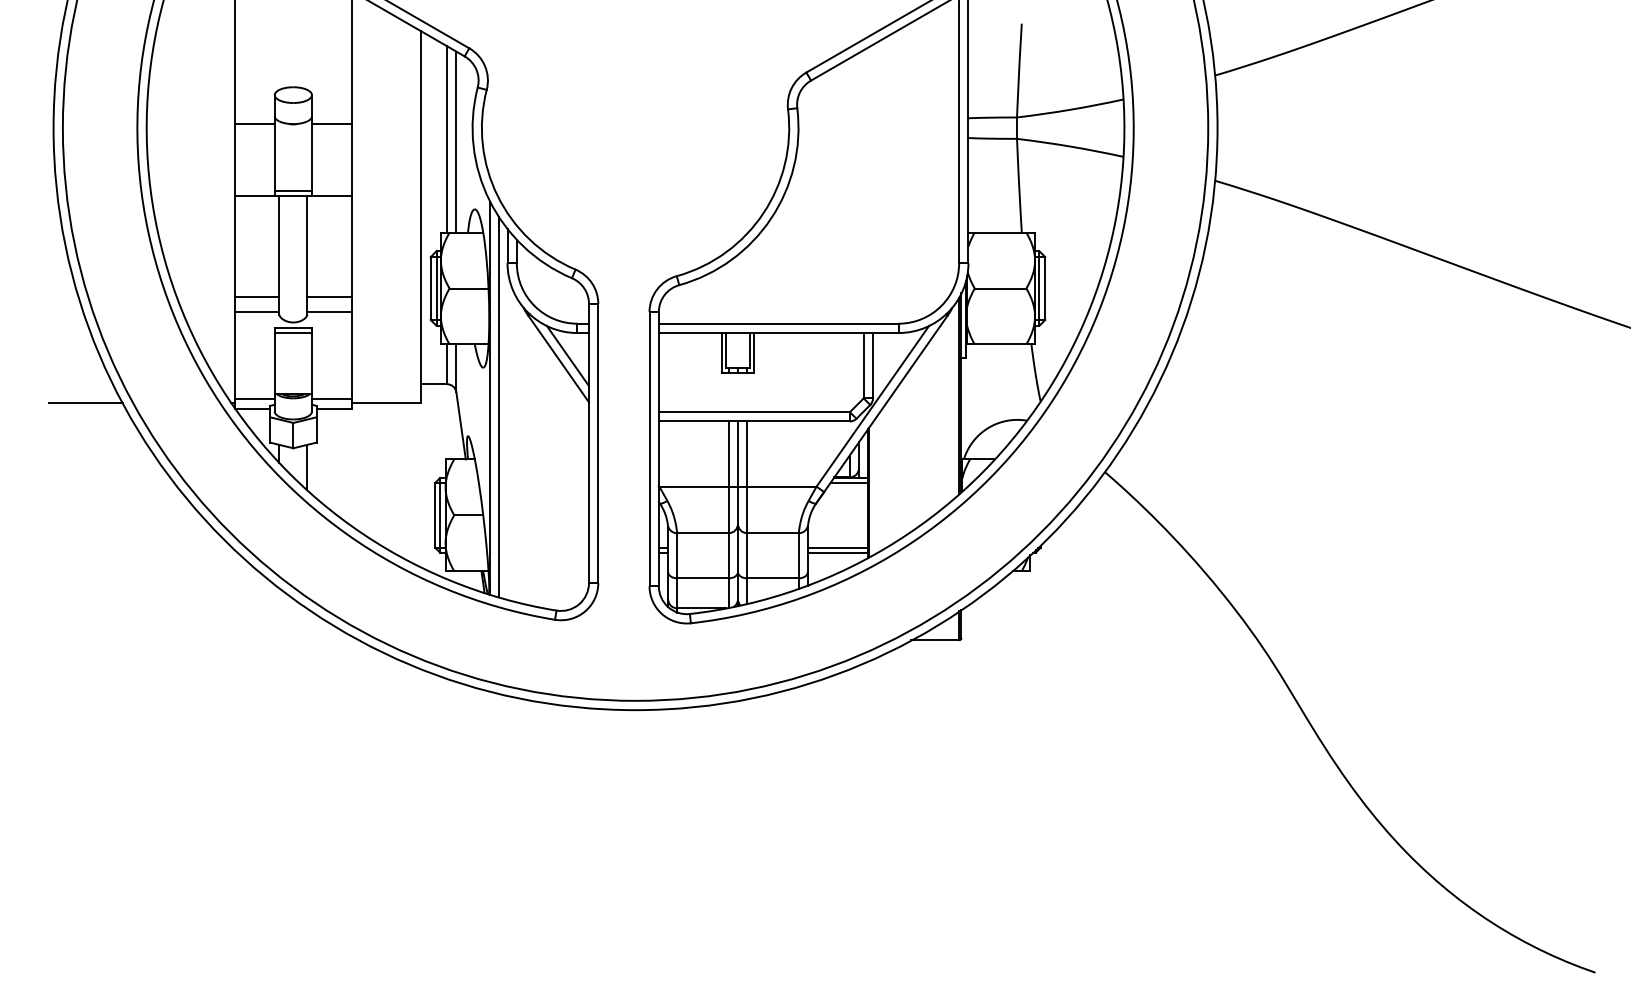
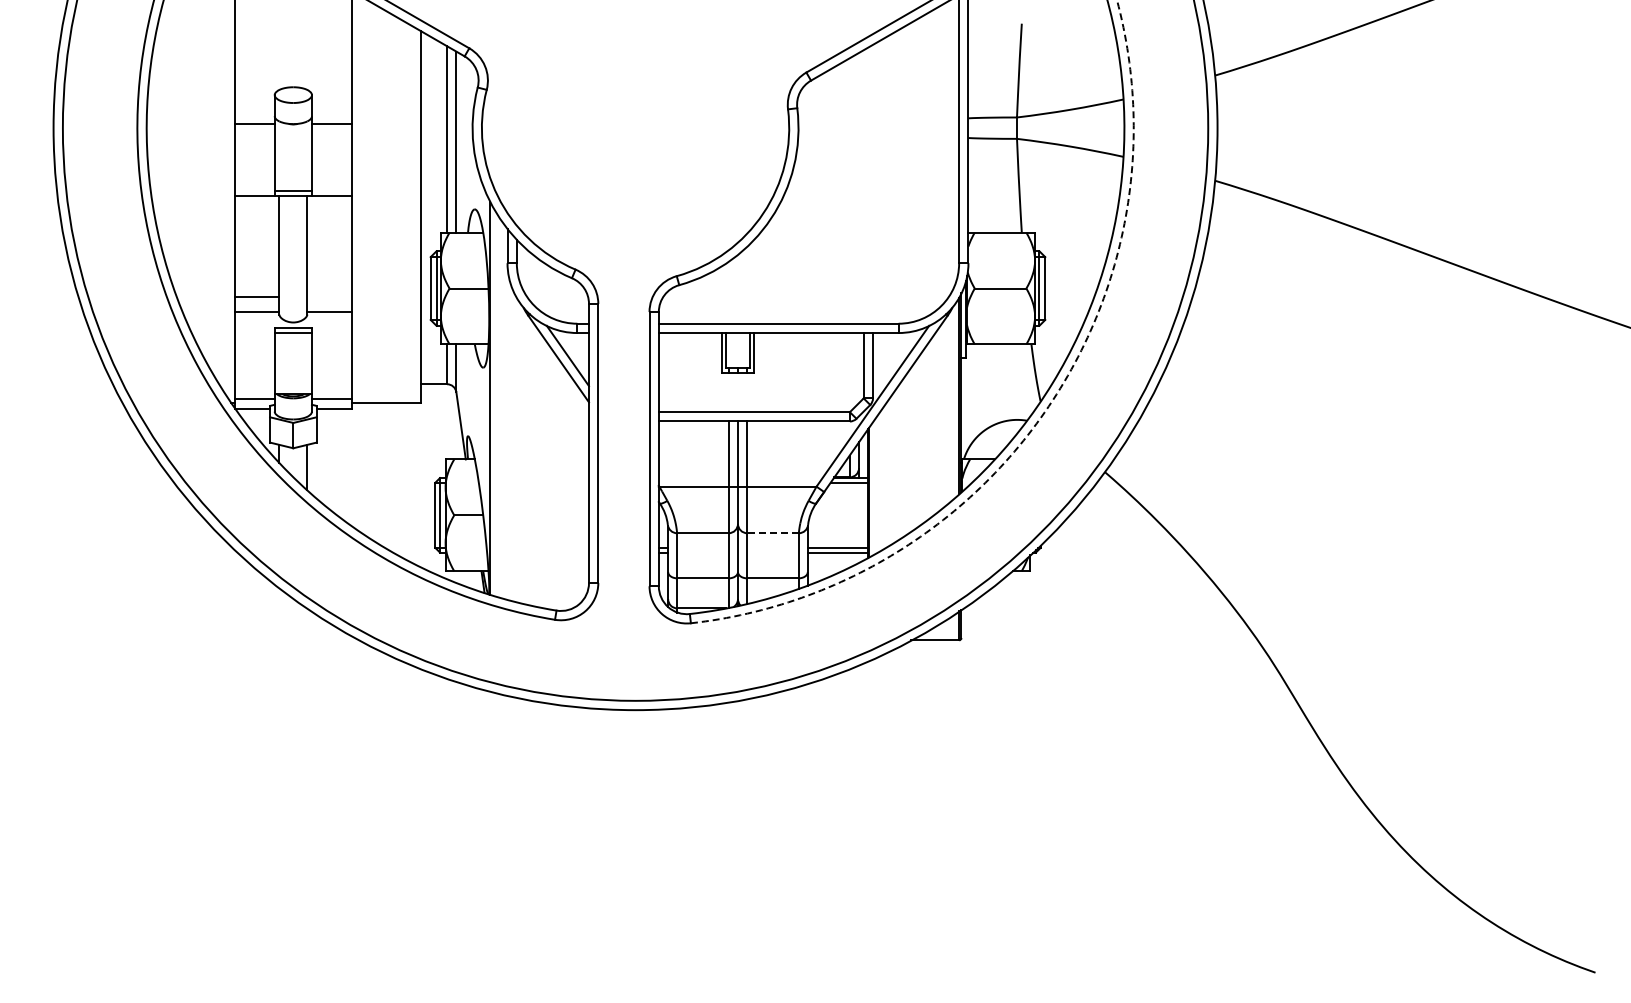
line: present -> none (329, 296)
line: present -> none (85, 402)
line: present -> none (499, 407)
arc: solid -> dashed (1046, 409)
line: solid -> dashed (773, 533)
